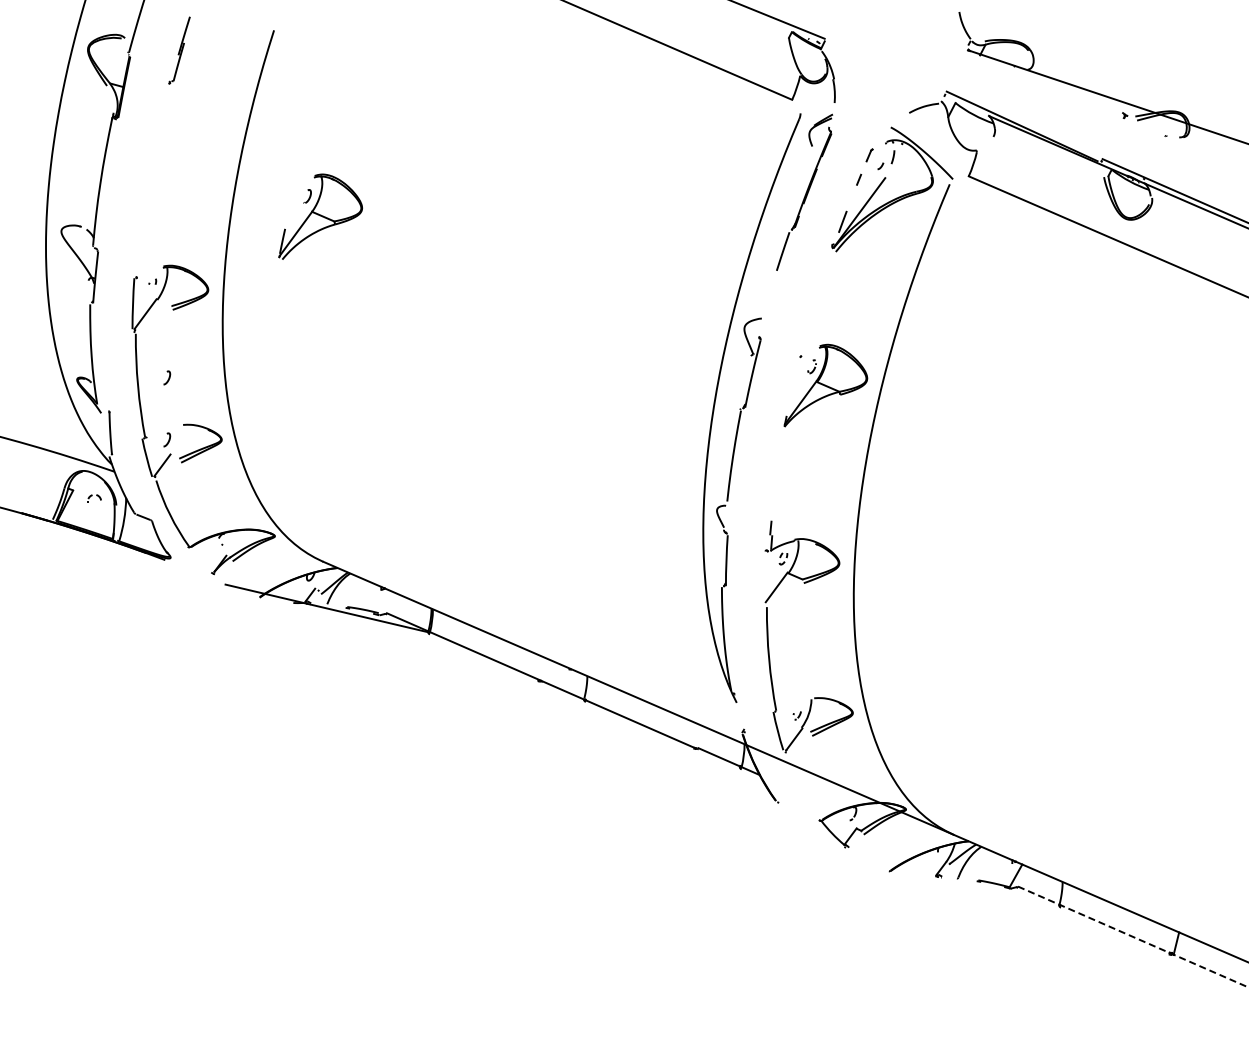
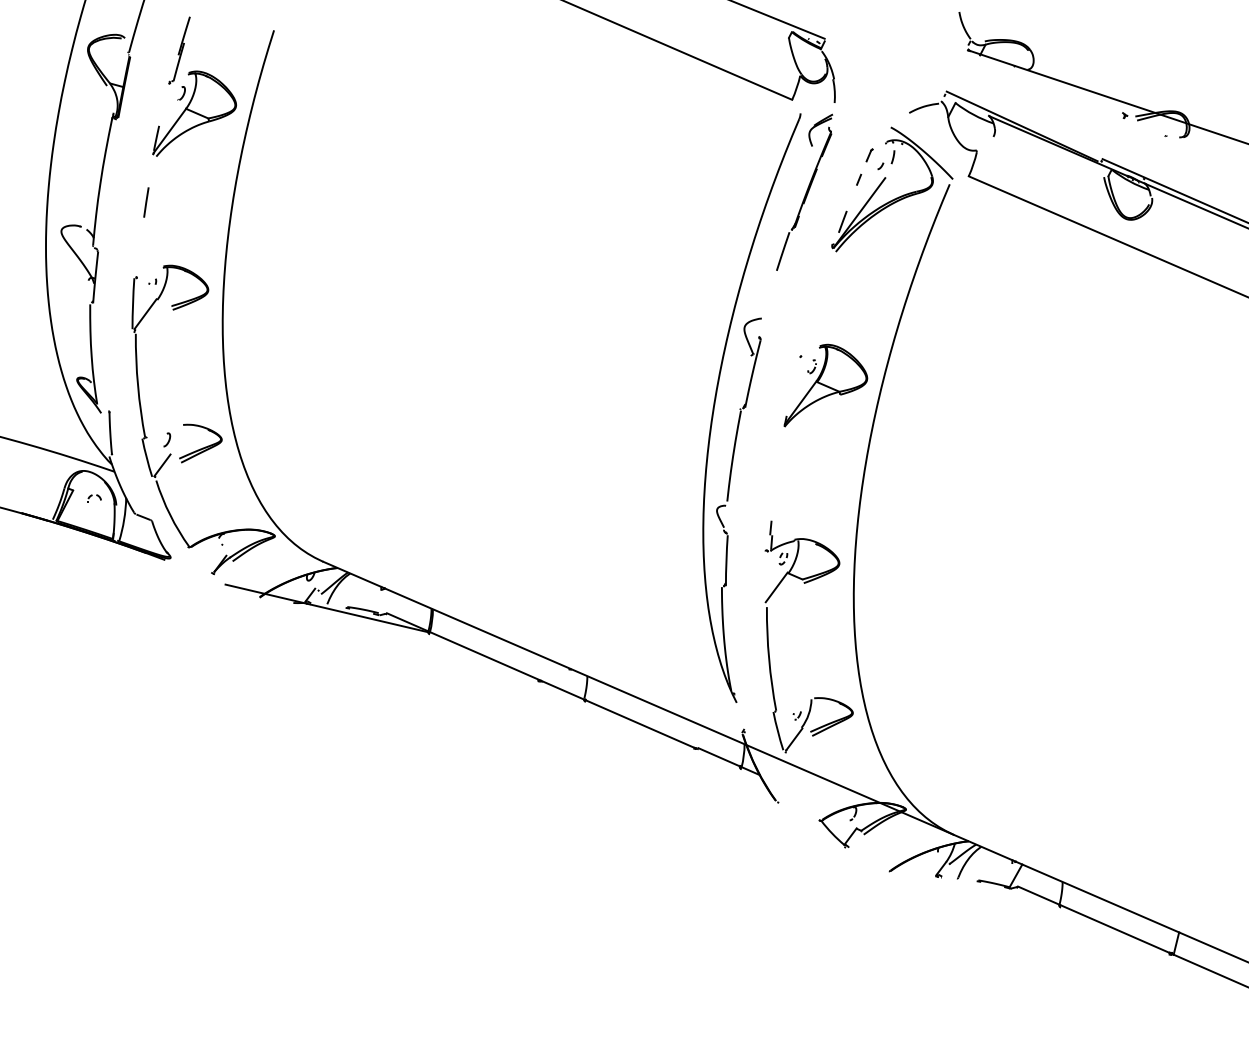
line: none -> present (146, 202)
part position: (320, 216) -> (194, 113) (194, 113)
curve: present -> none (168, 377)
line: dashed -> solid (1133, 937)
